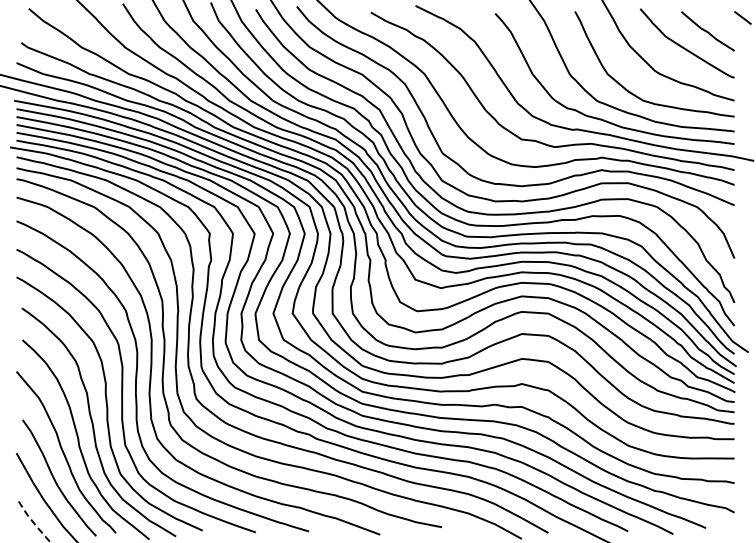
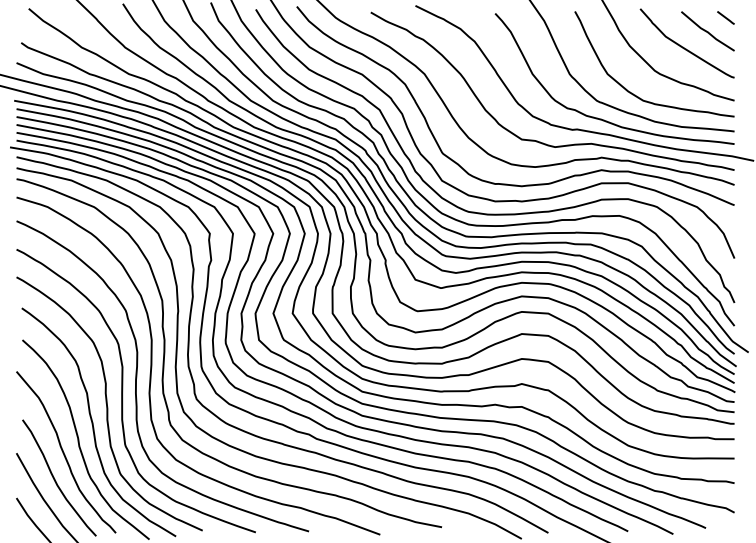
line position: (742, 17) -> (725, 17) (725, 17)
line: dashed -> solid (32, 521)
